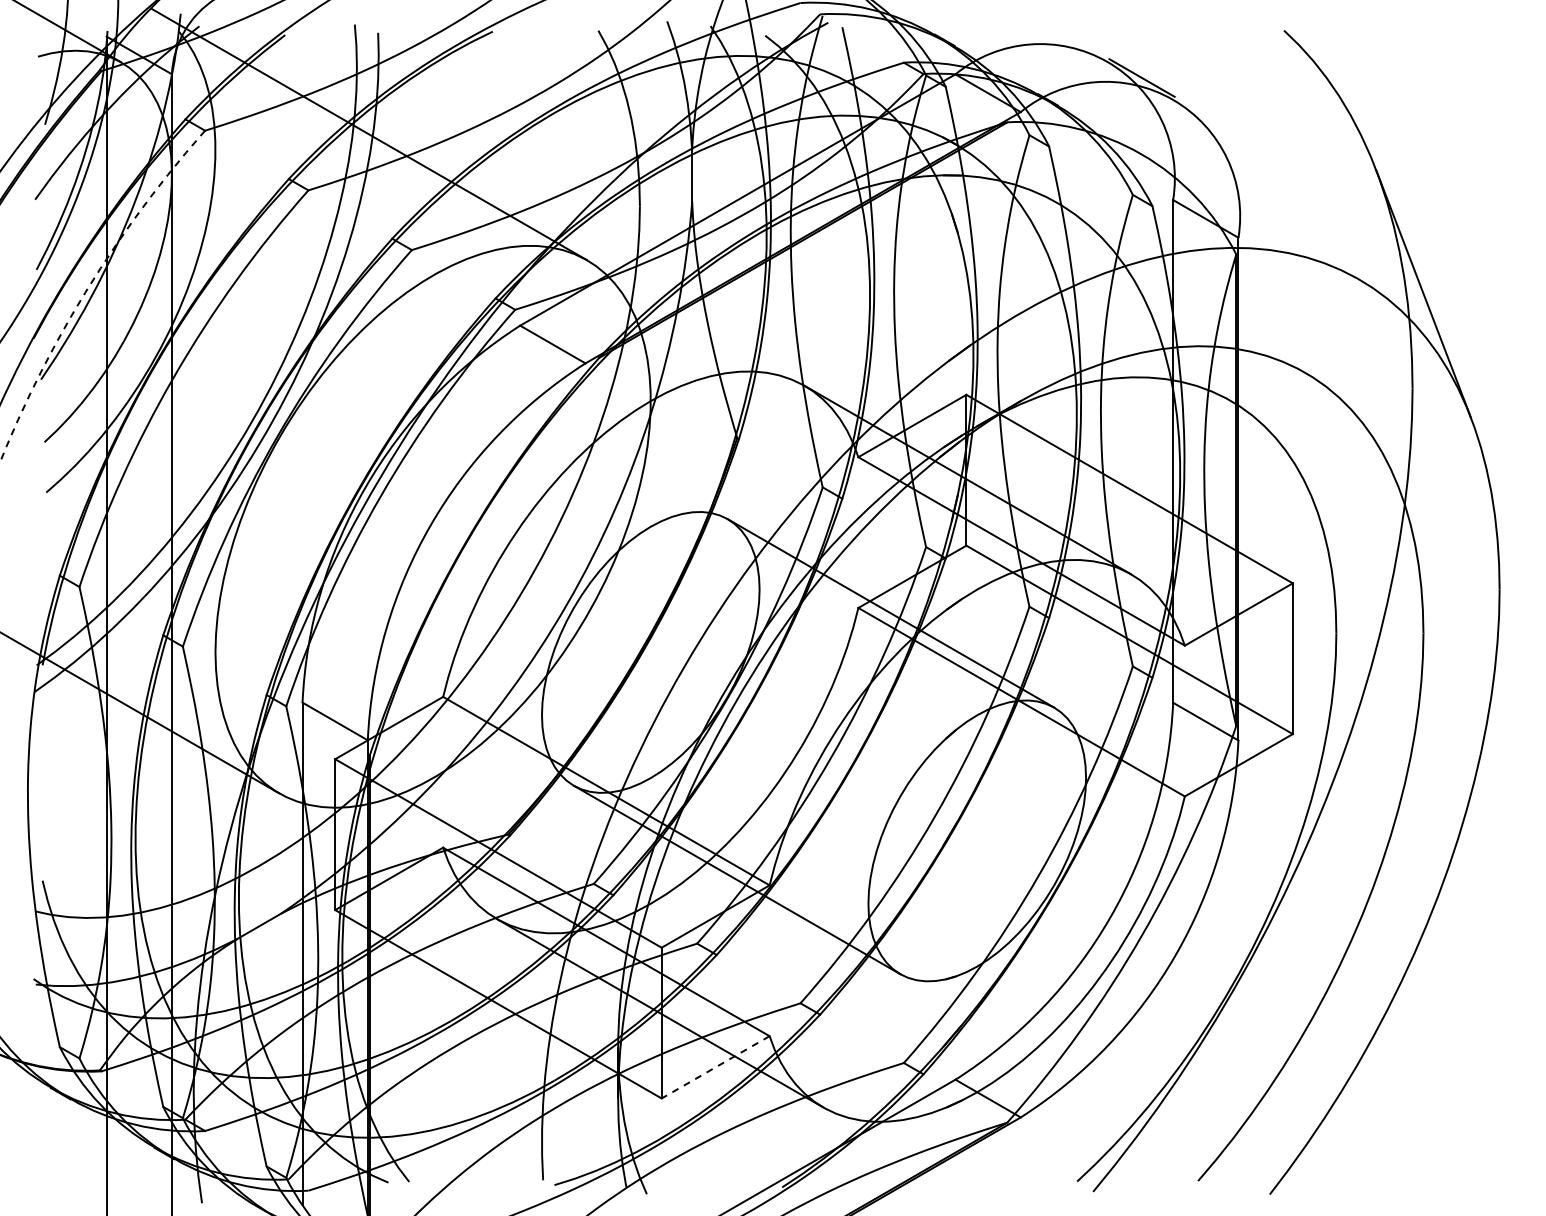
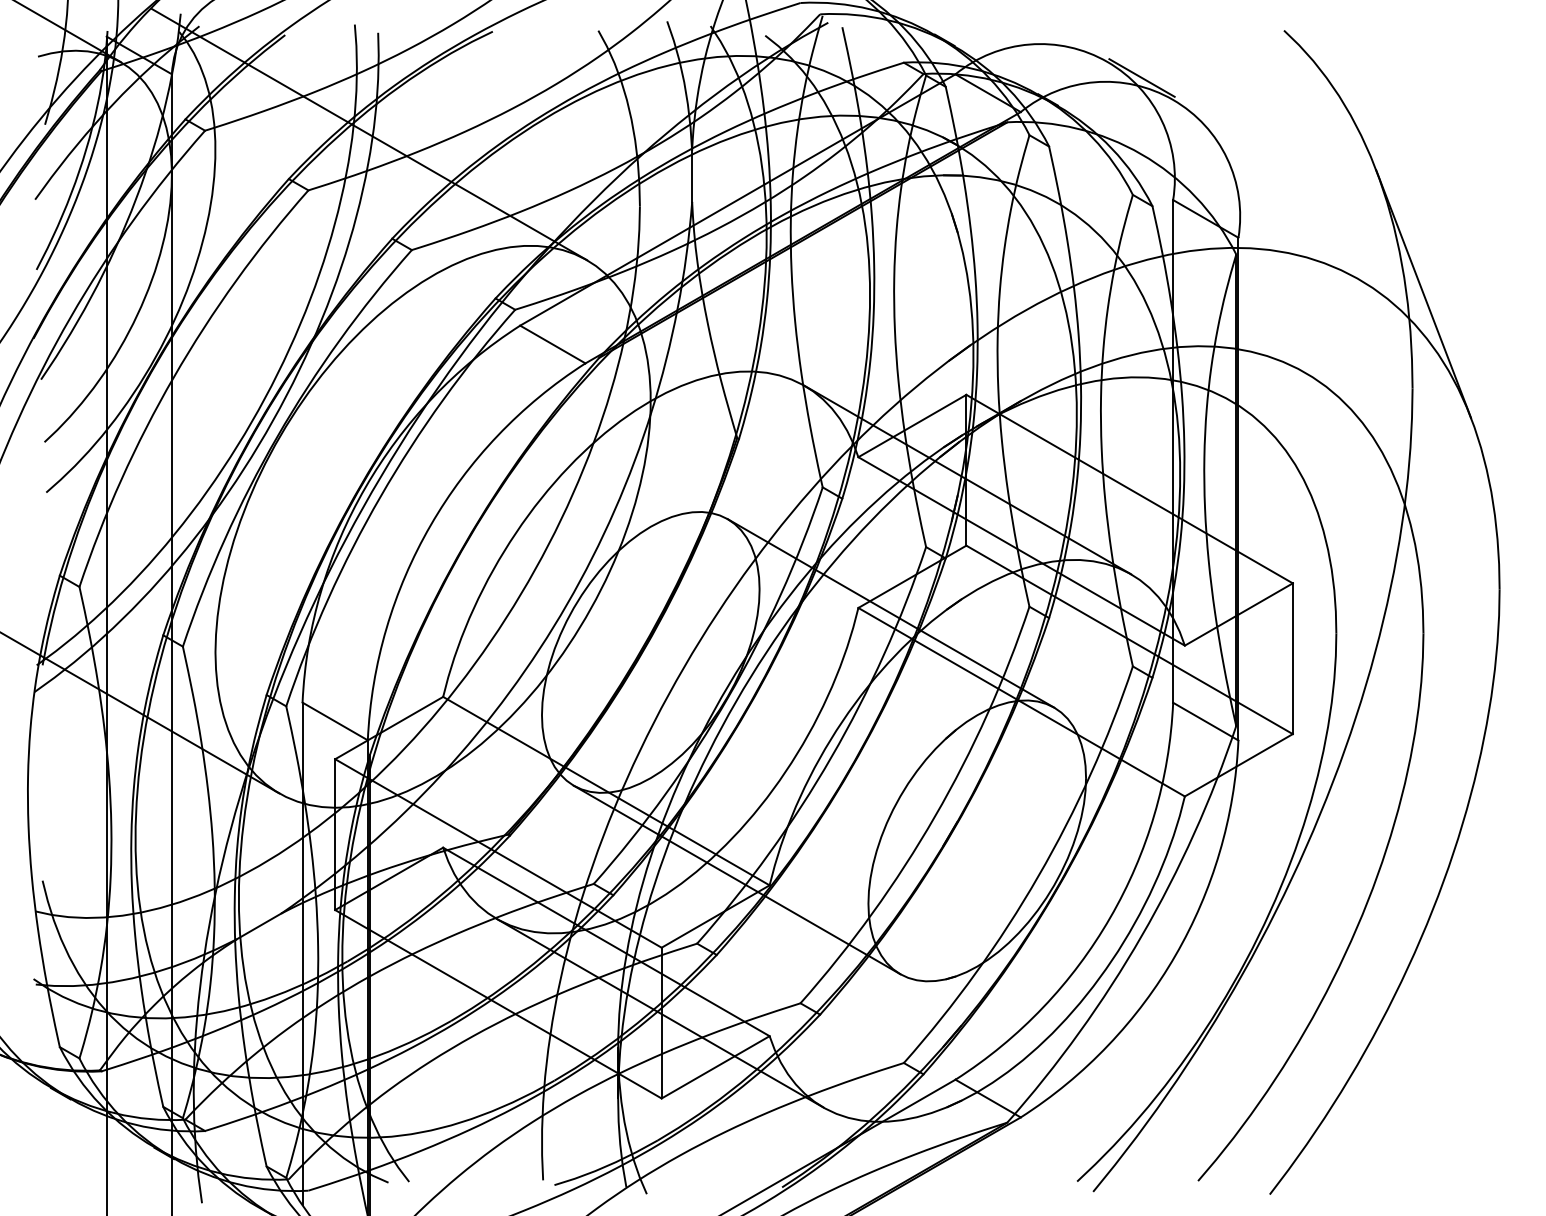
arc: dashed -> solid (87, 288)
line: dashed -> solid (715, 1067)
